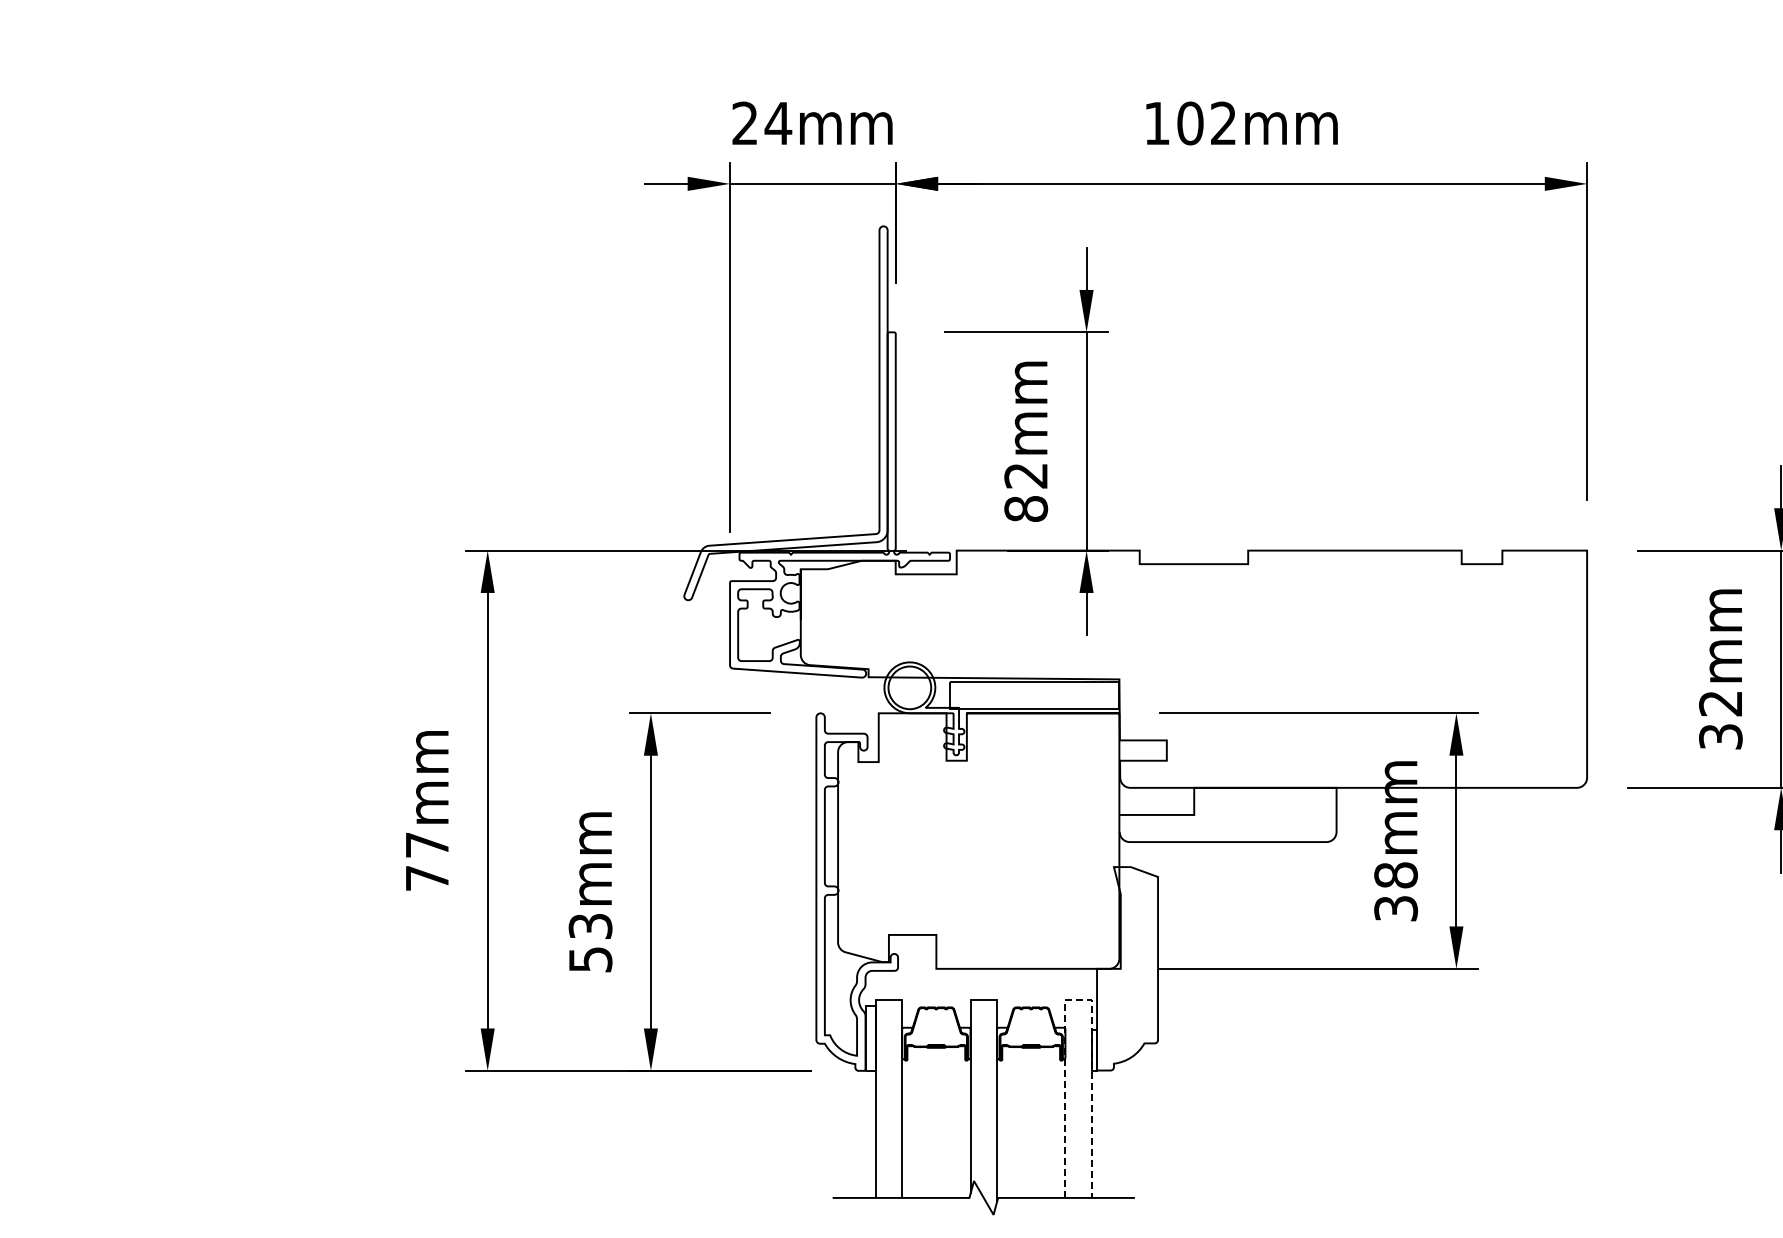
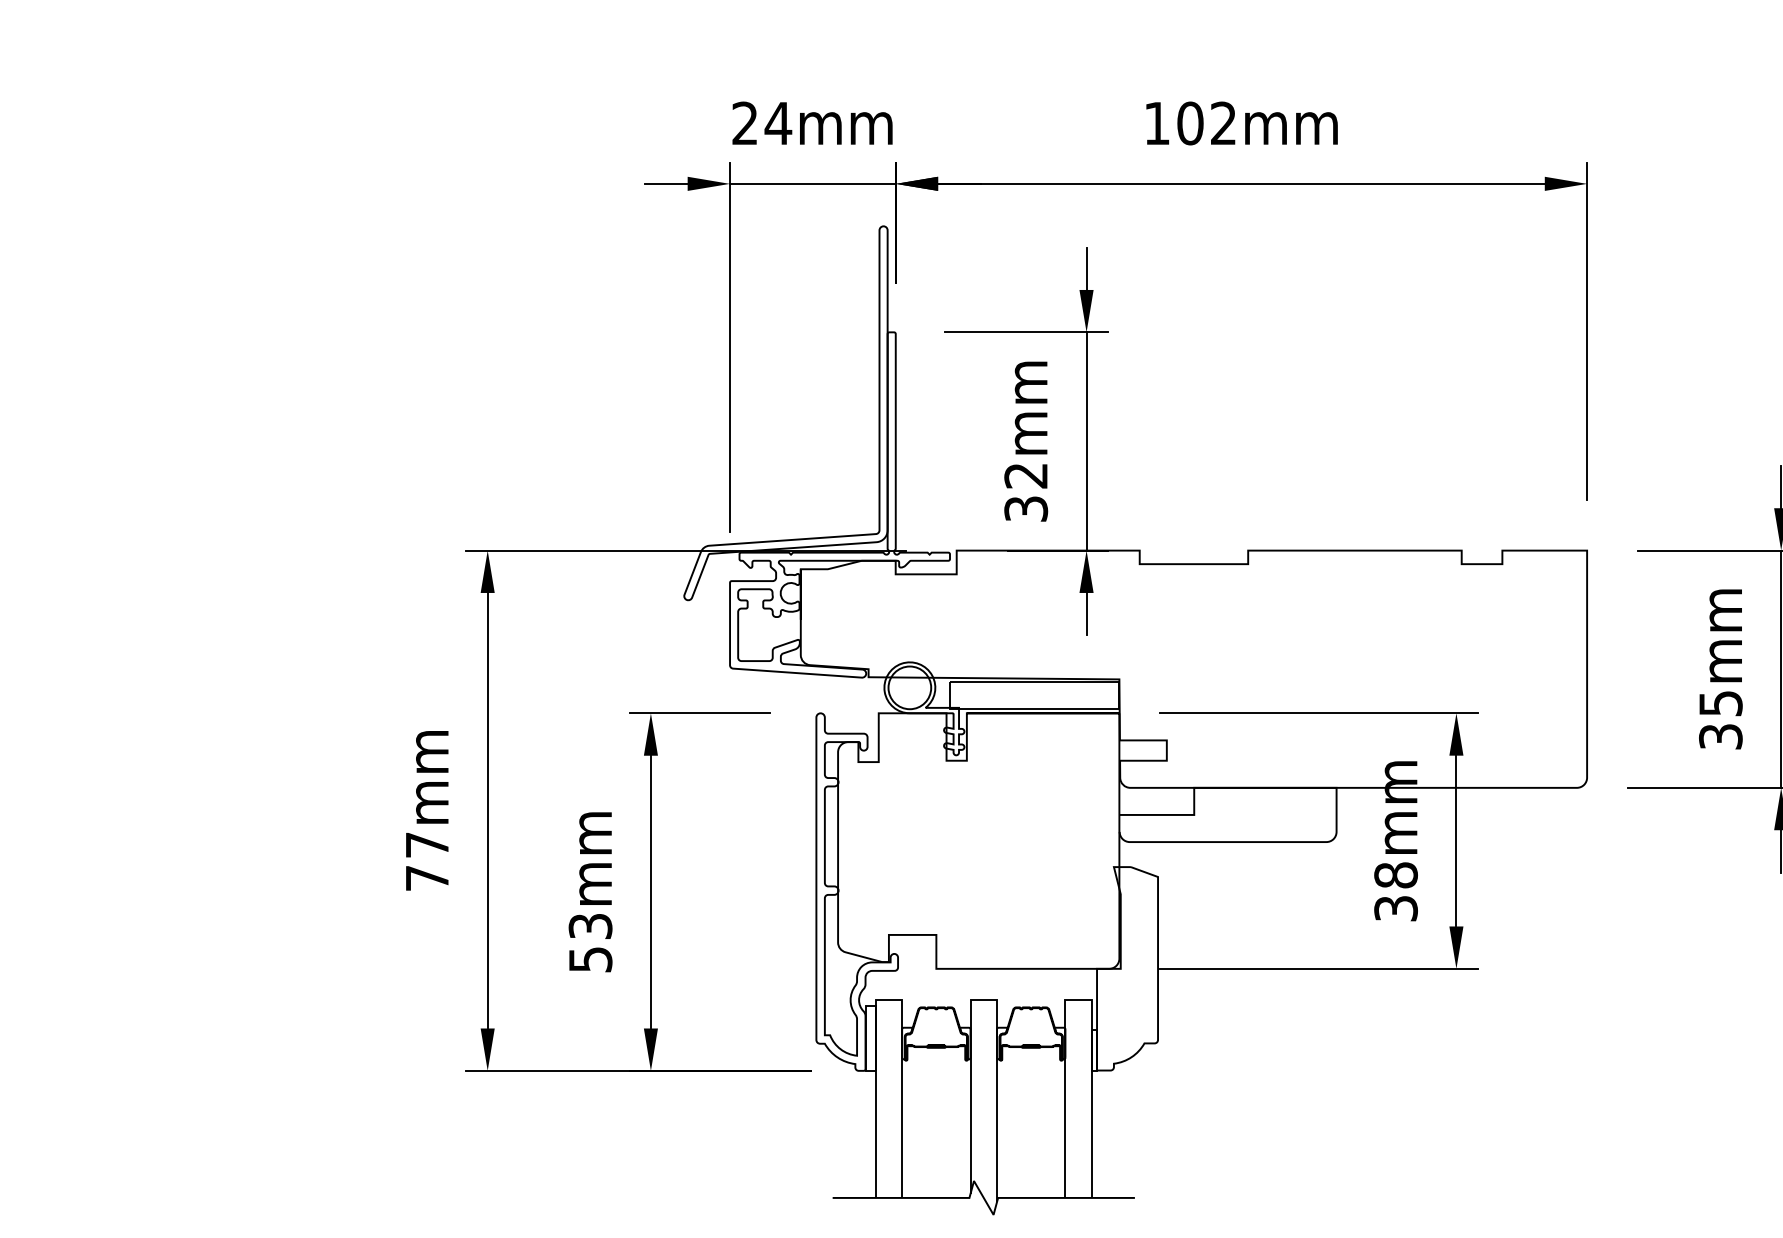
text: 82mm -> 32mm (1026, 509)
text: 32mm -> 35mm (1720, 703)
line: dashed -> solid (1079, 999)
